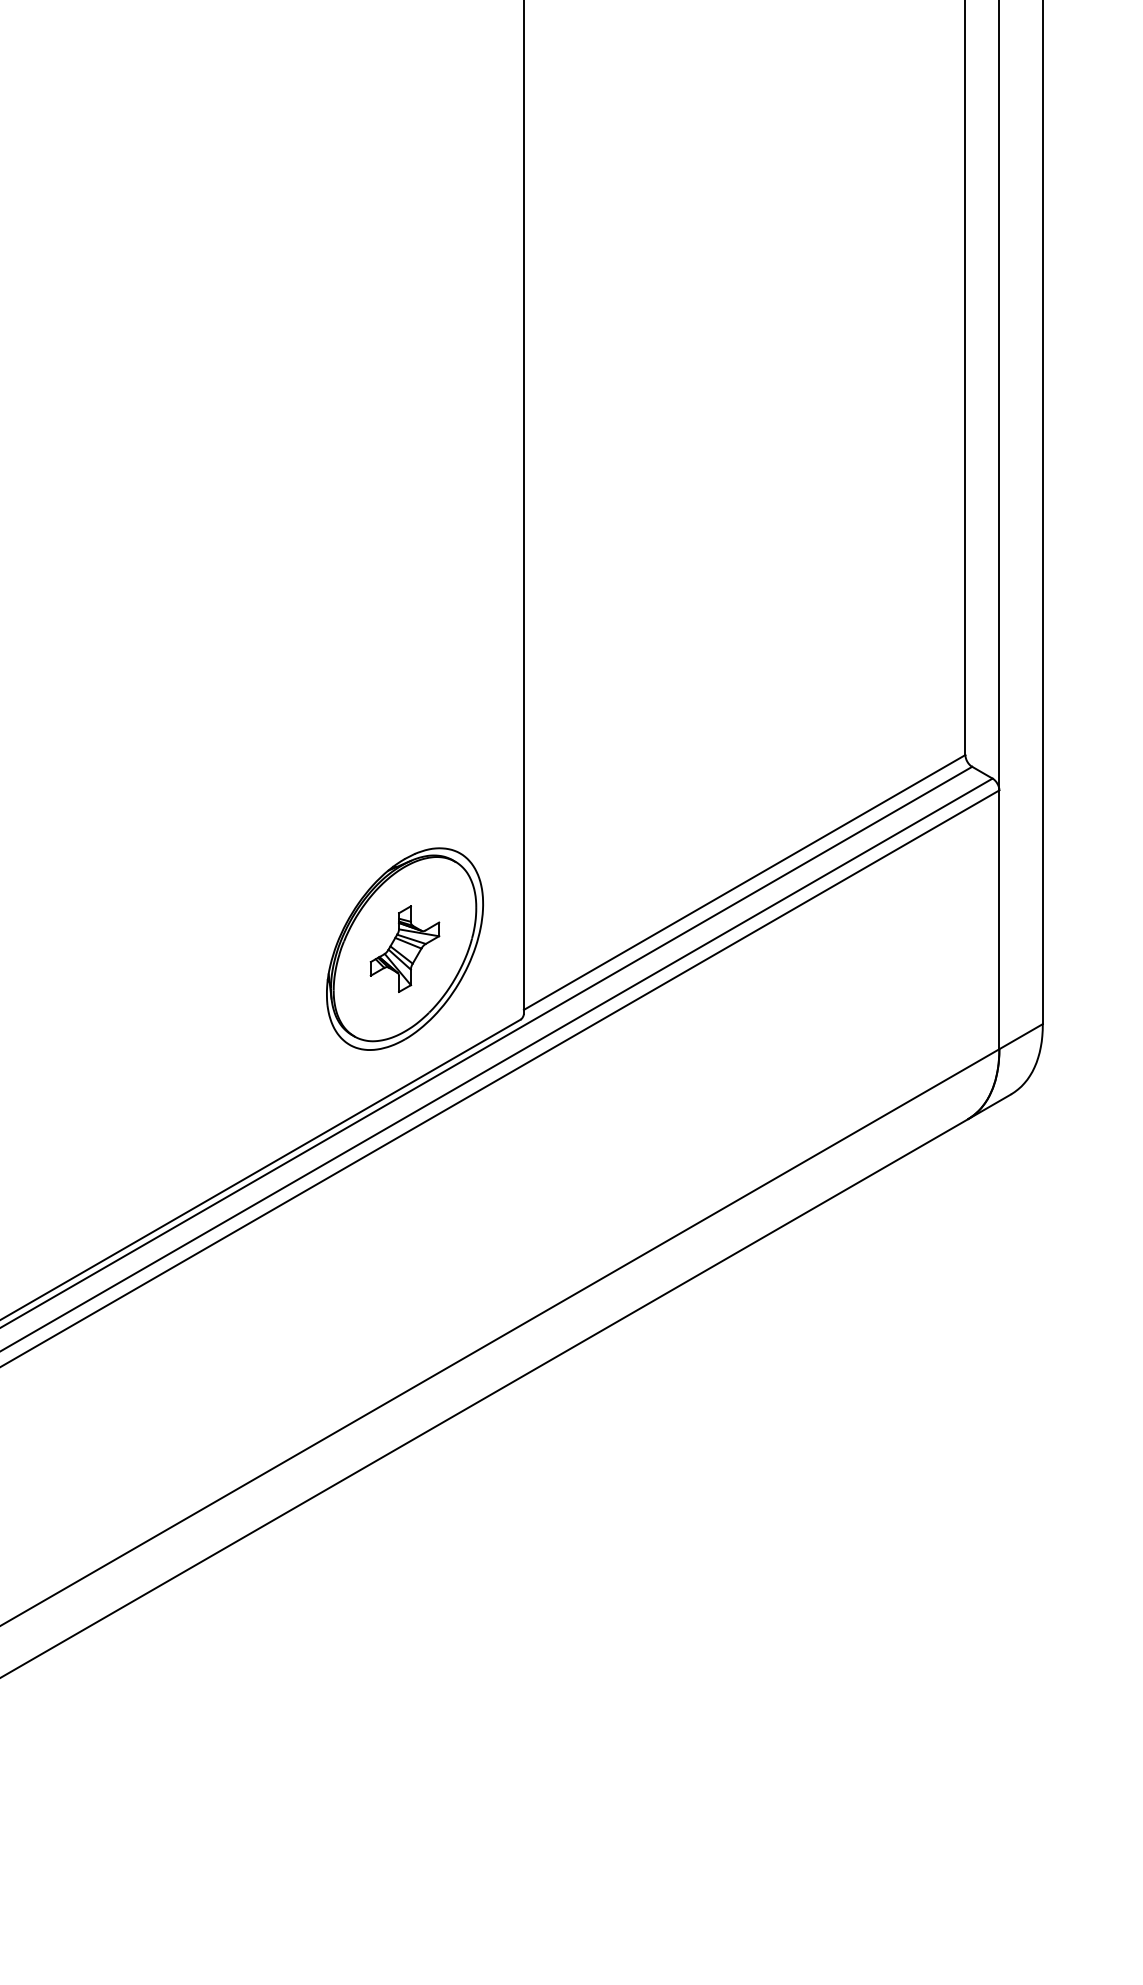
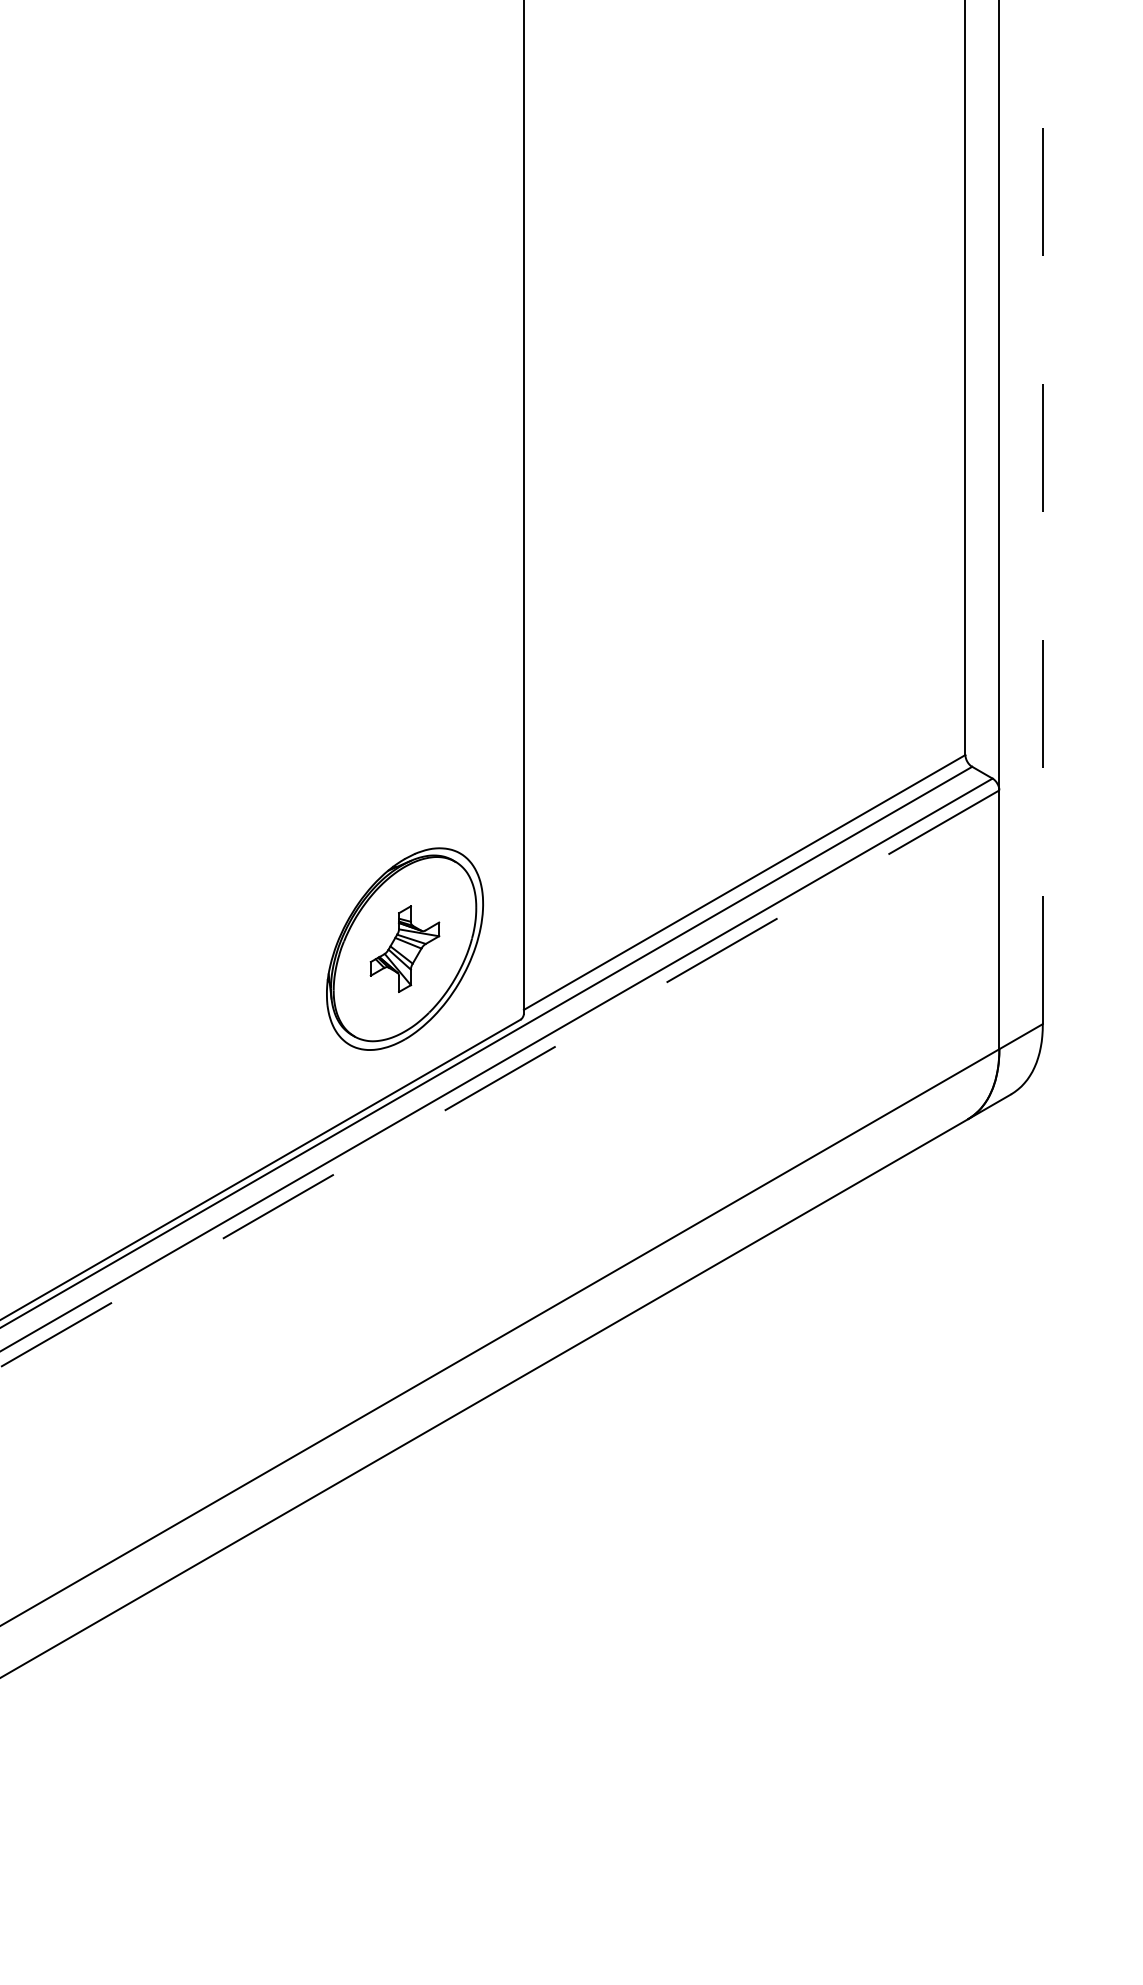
line: solid -> dashed (1042, 512)
line: solid -> dashed (499, 1078)
